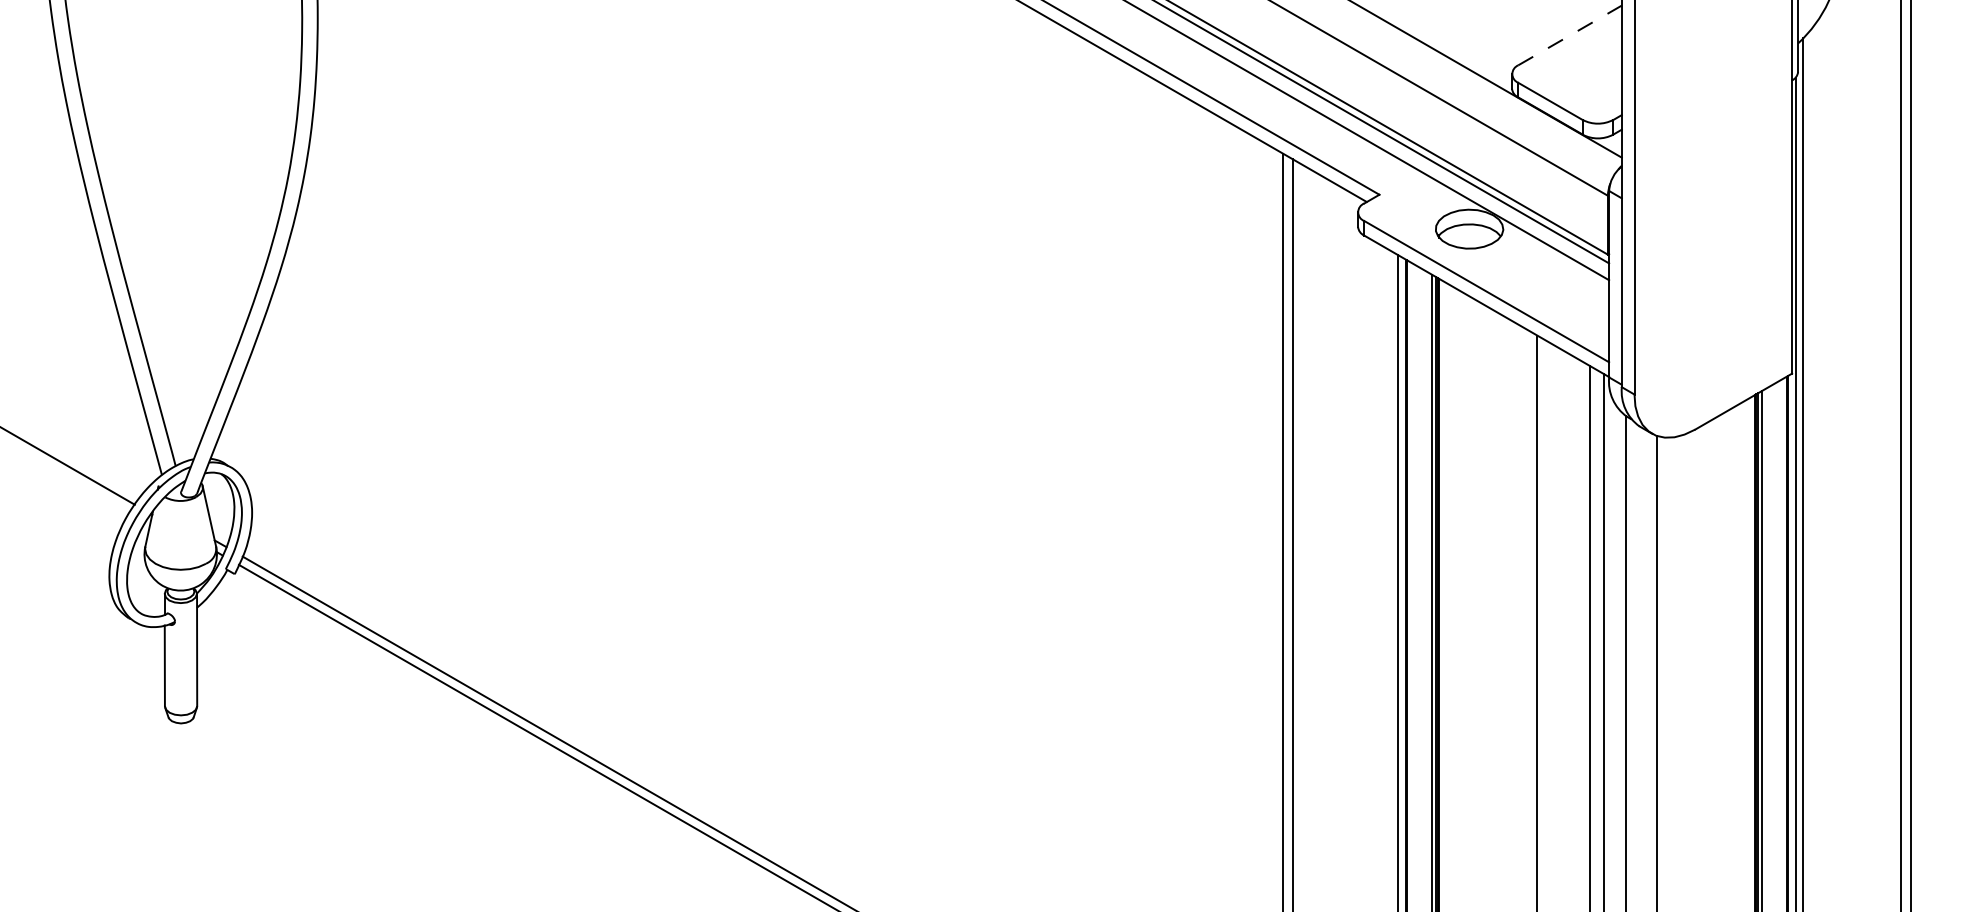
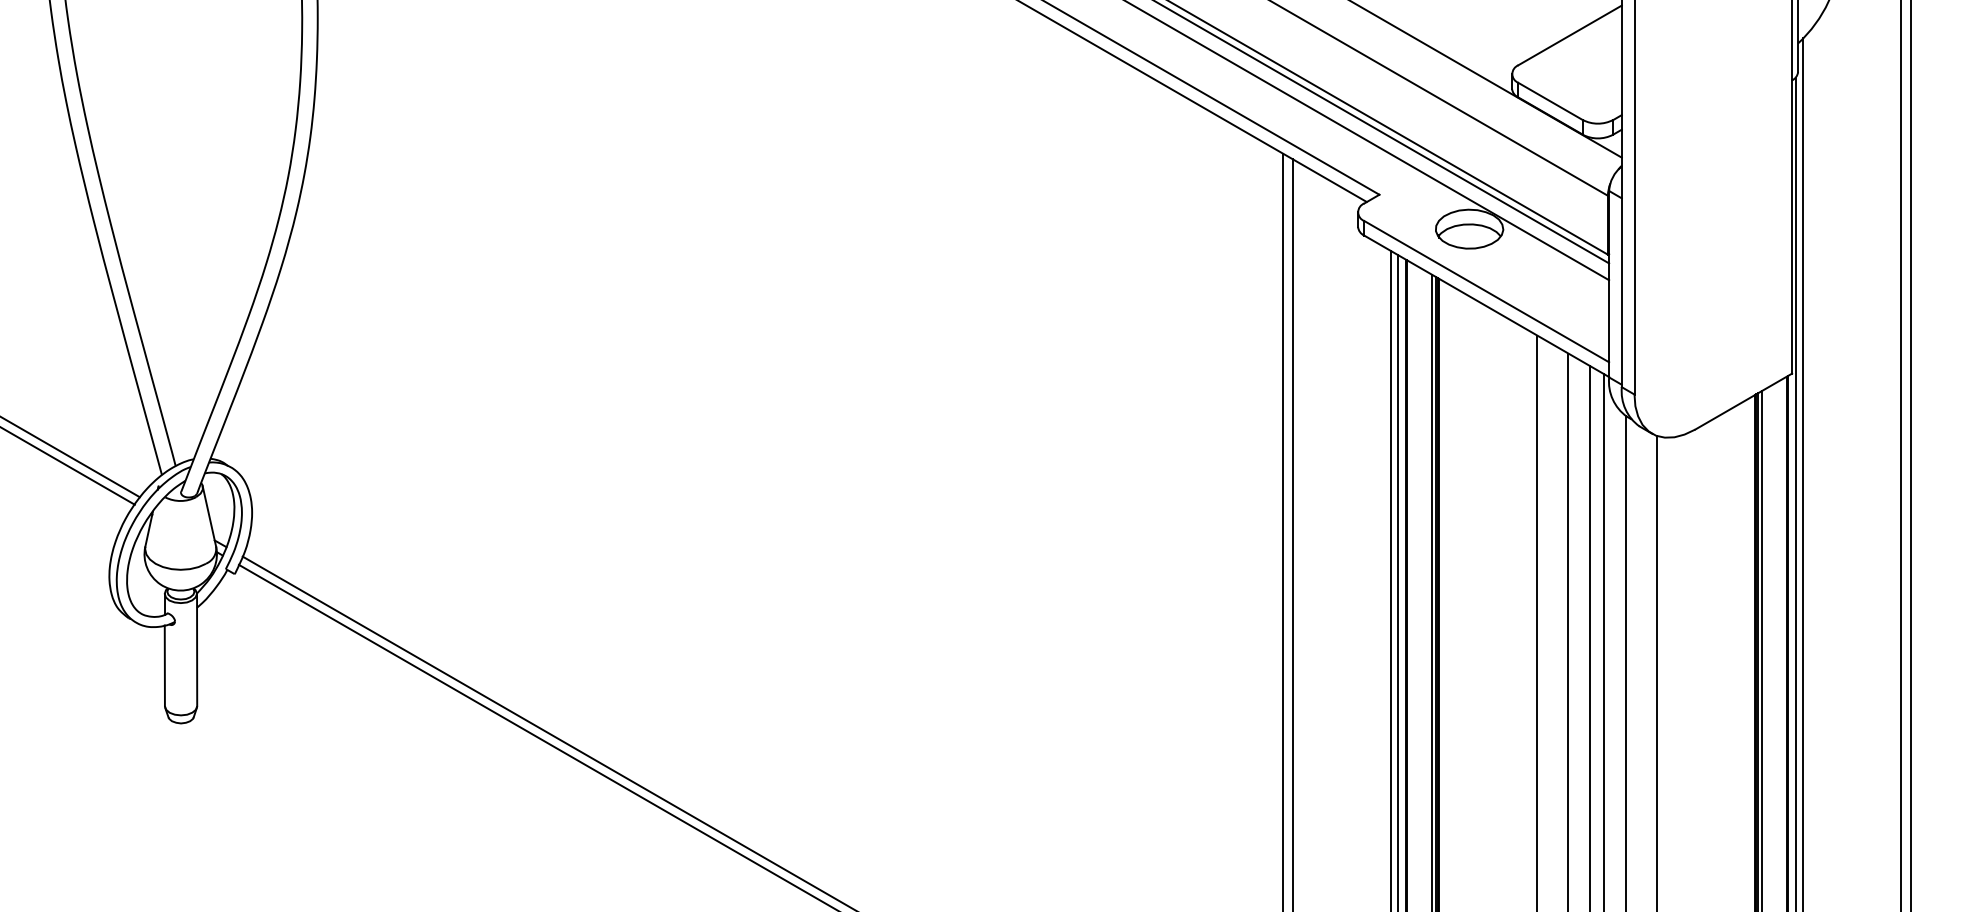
line: dashed -> solid (1570, 35)
line: none -> present (70, 457)
line: none -> present (1390, 579)
line: none -> present (1568, 630)
